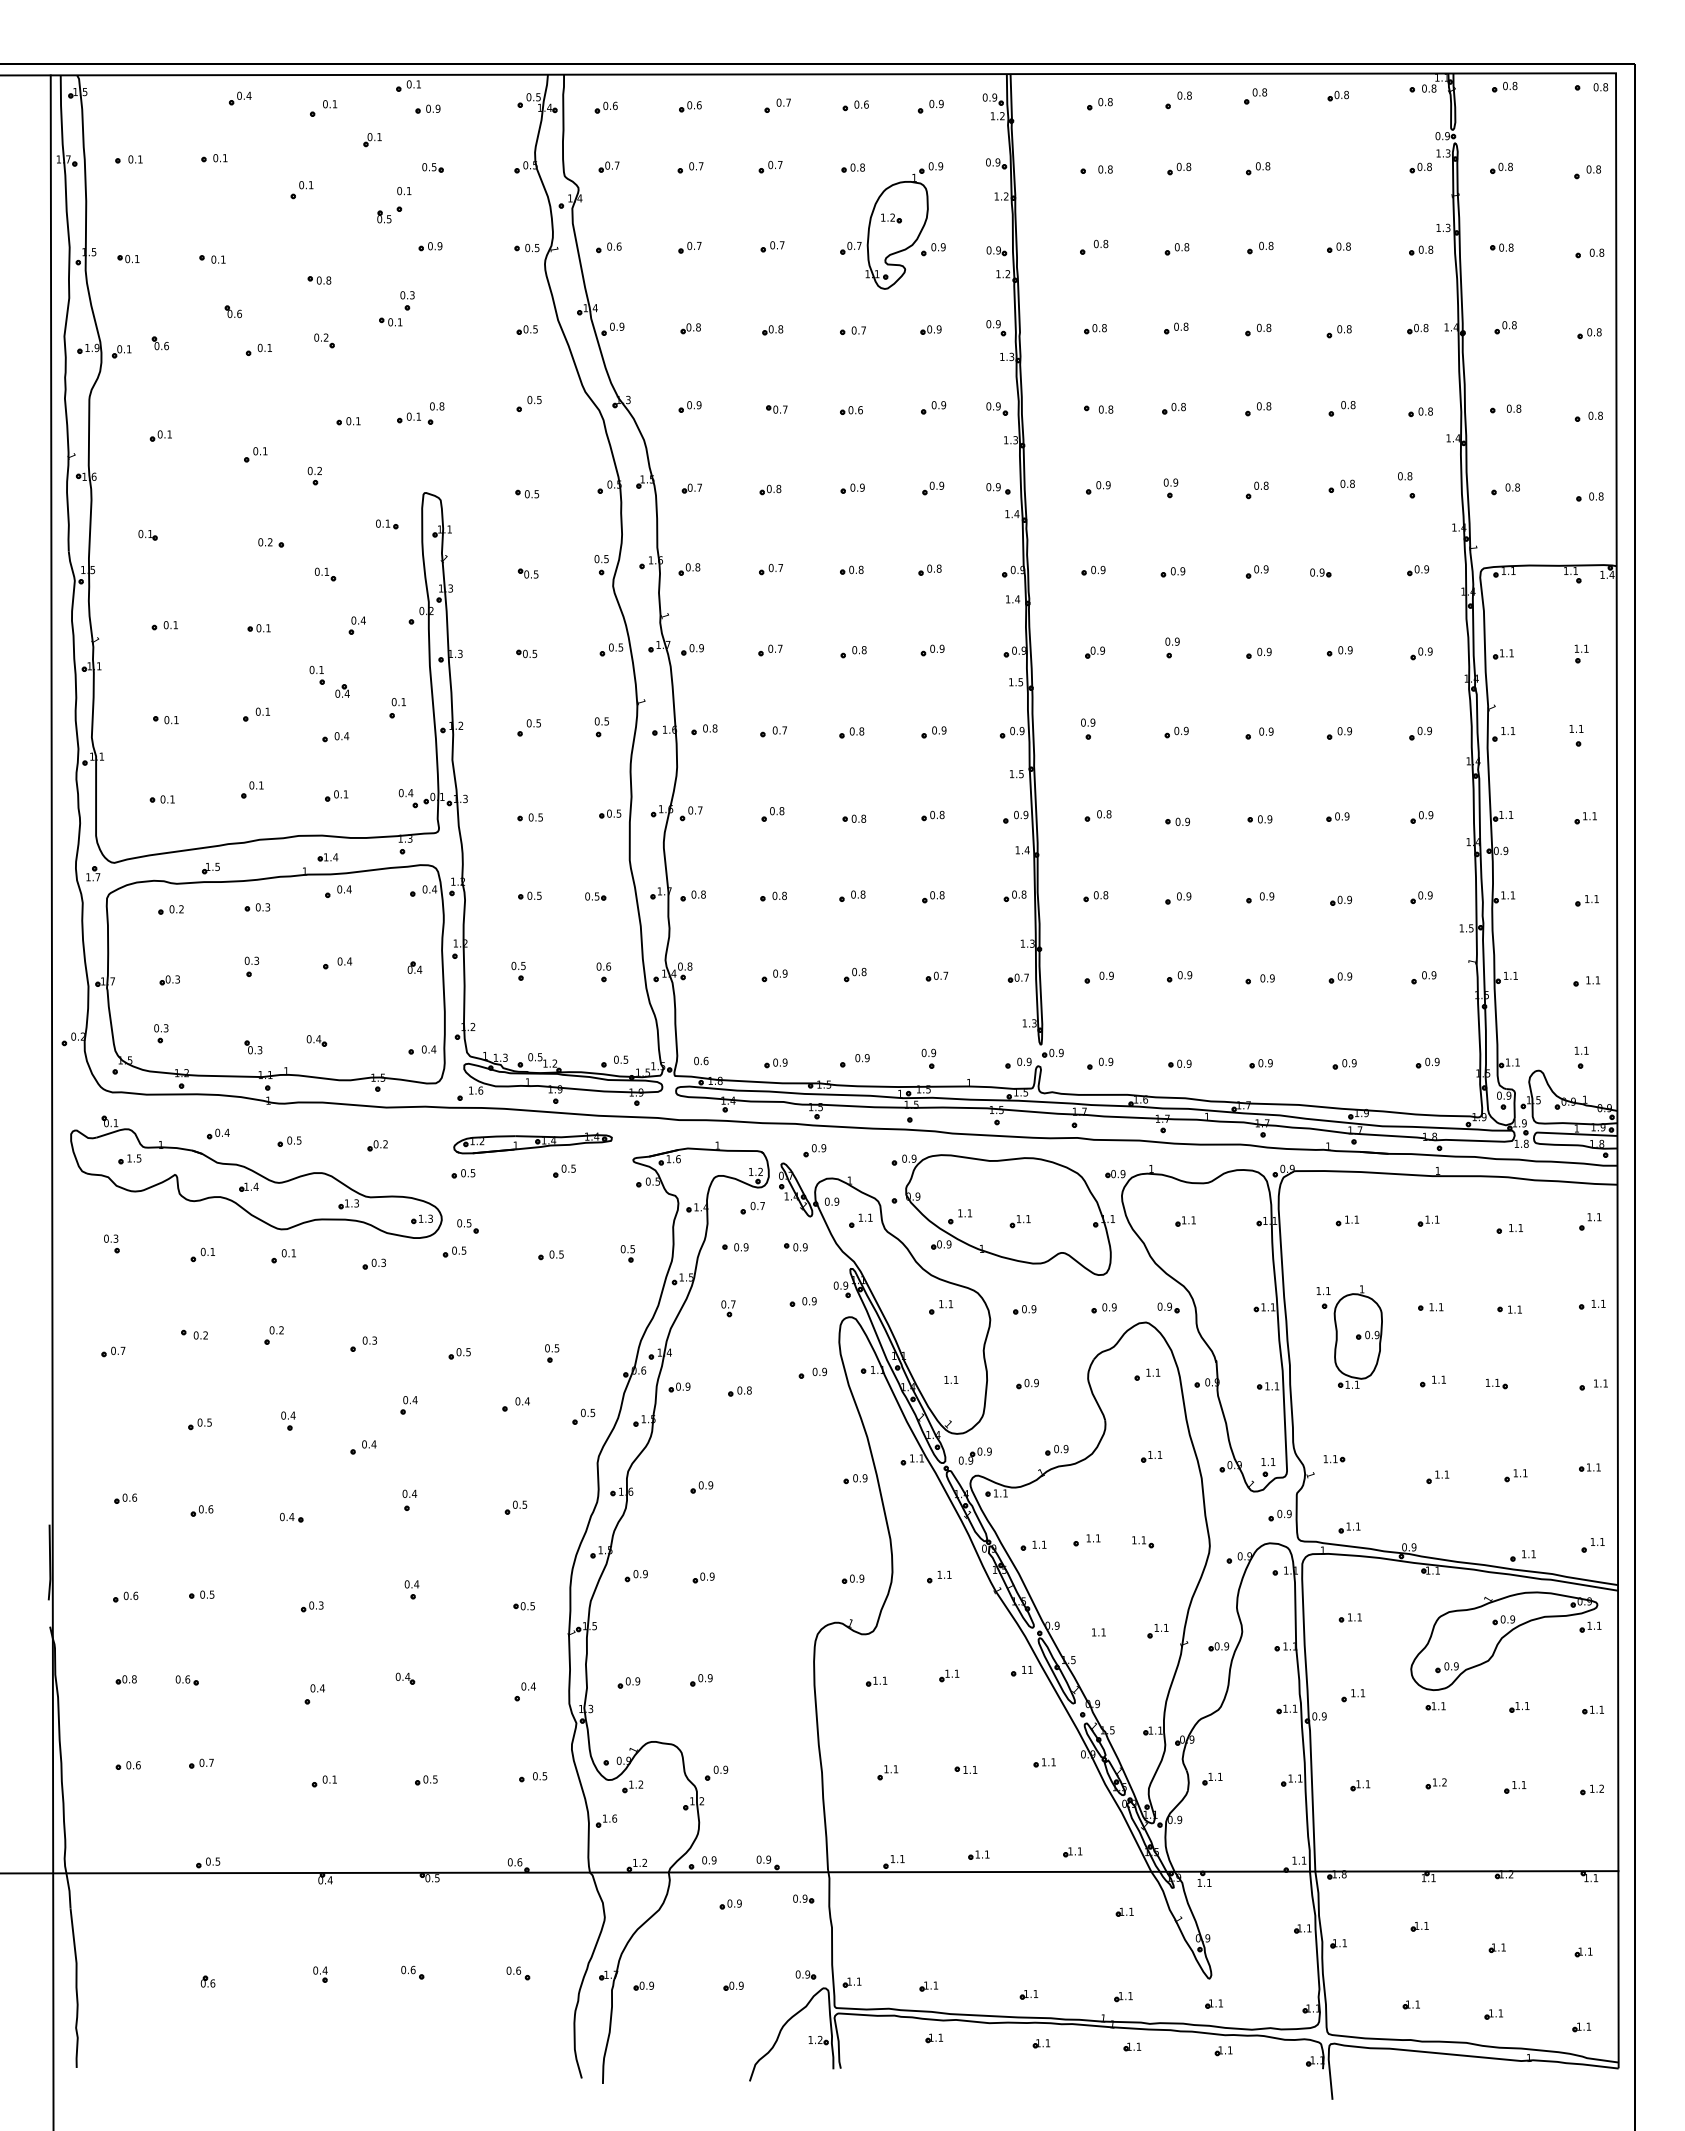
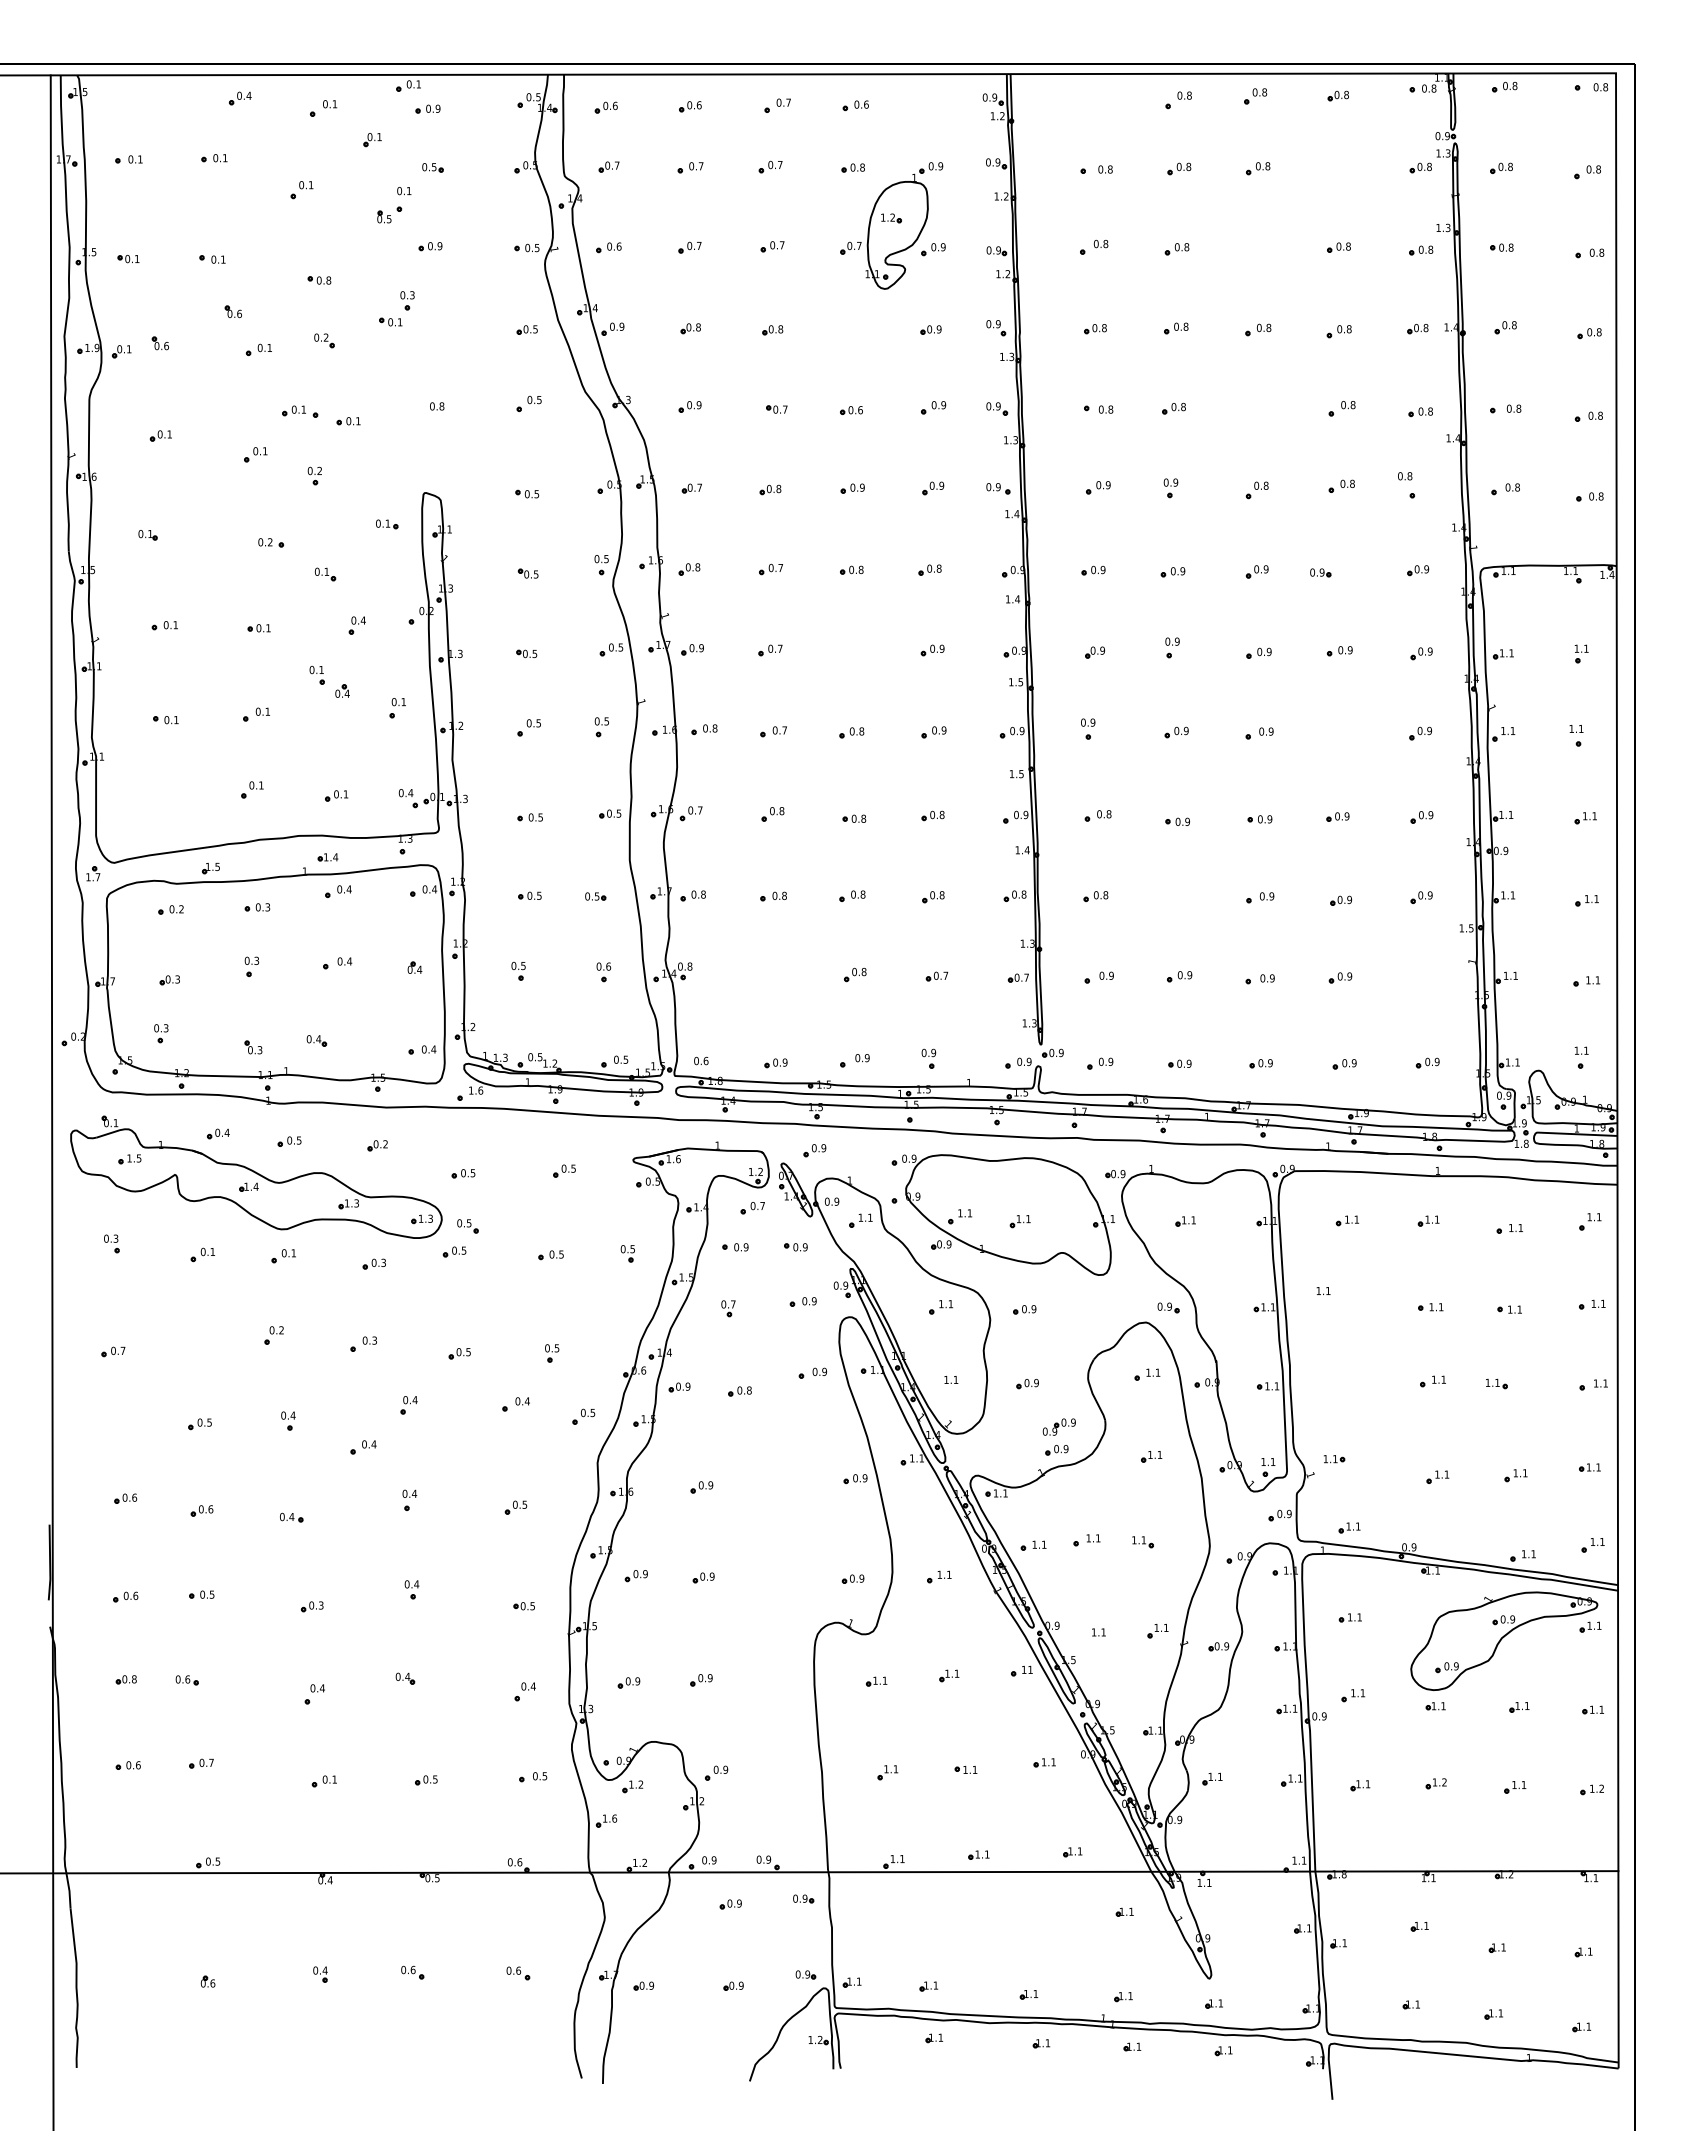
part: present -> none (1099, 104)
part: present -> none (930, 106)
part: present -> none (1260, 247)
part: present -> none (852, 330)
part: present -> none (1258, 409)
part position: (415, 418) -> (300, 411) (300, 411)
part: present -> none (853, 652)
part: present -> none (1339, 733)
part: present -> none (335, 737)
part: present -> none (161, 799)
part: present -> none (1178, 898)
part: present -> none (774, 975)
part: present -> none (1423, 977)
part: present -> none (532, 1143)
part: present -> none (1103, 1308)
part: present -> none (194, 1334)
part: present -> none (1351, 1336)
part position: (974, 1455) -> (1058, 1426) (1058, 1426)
